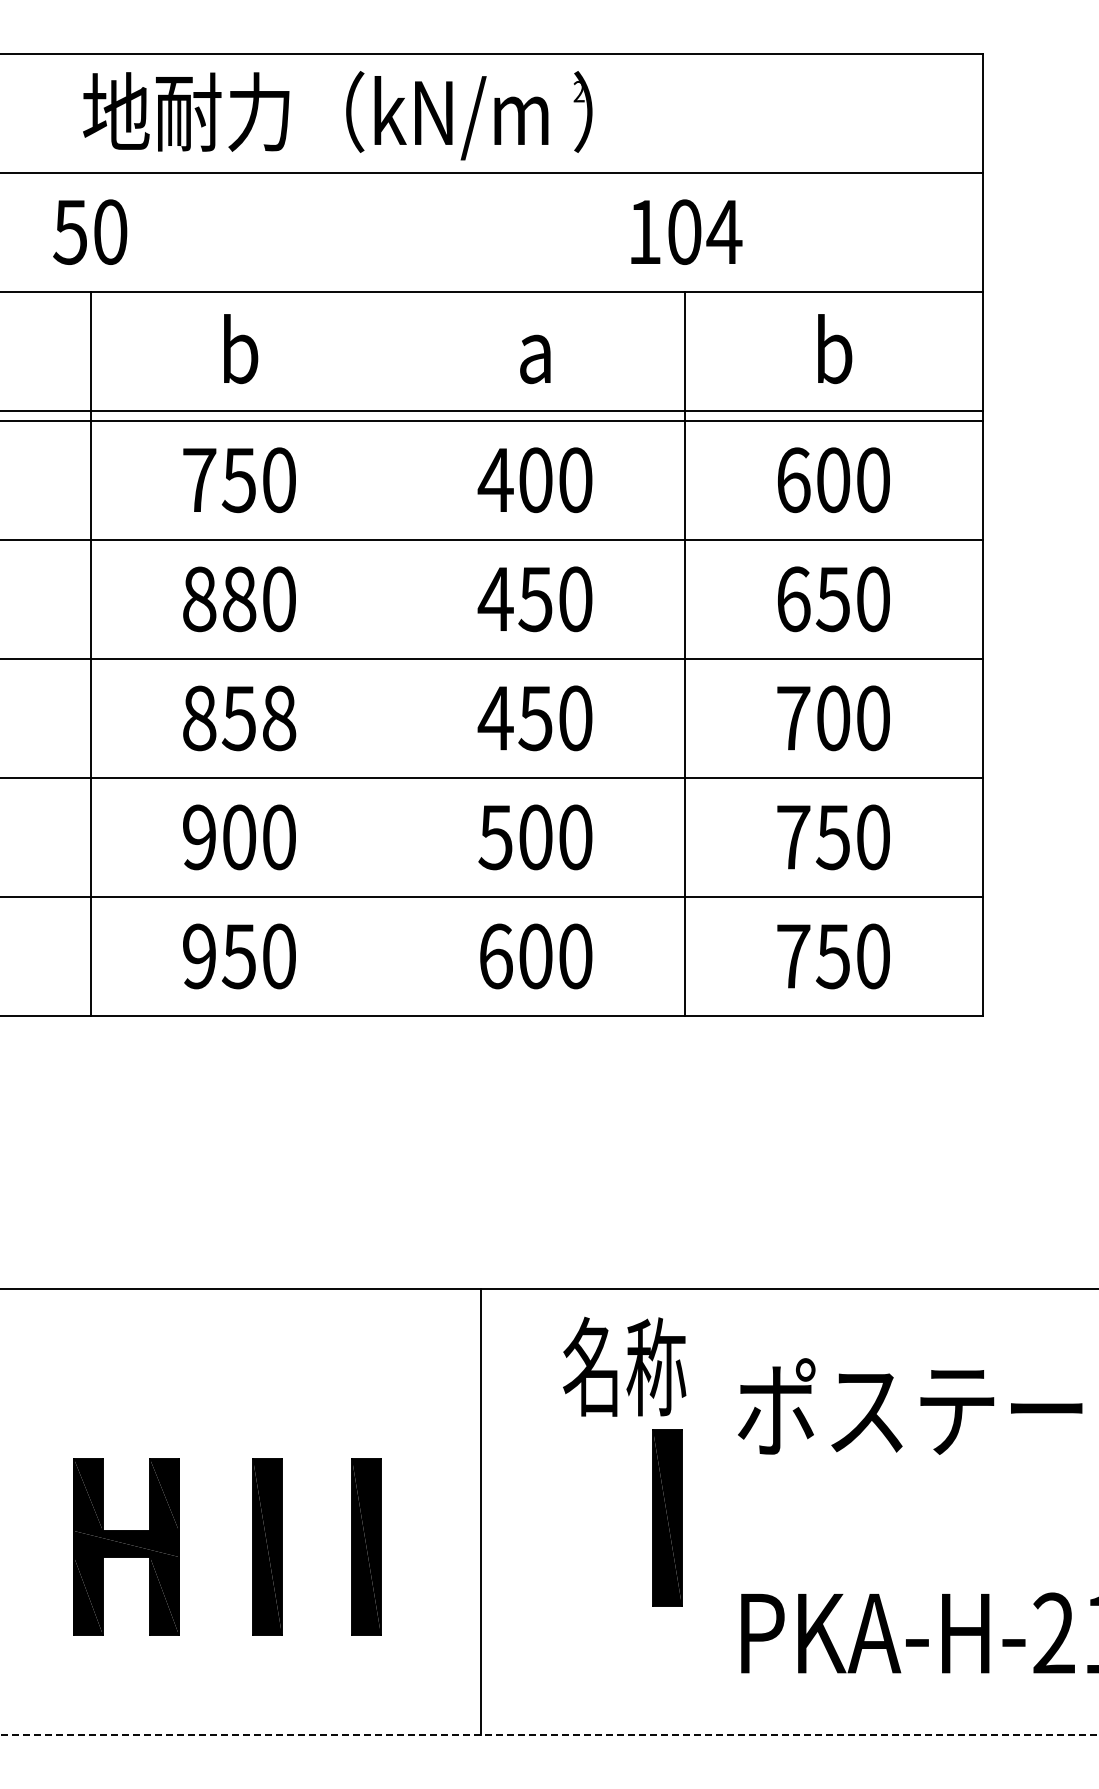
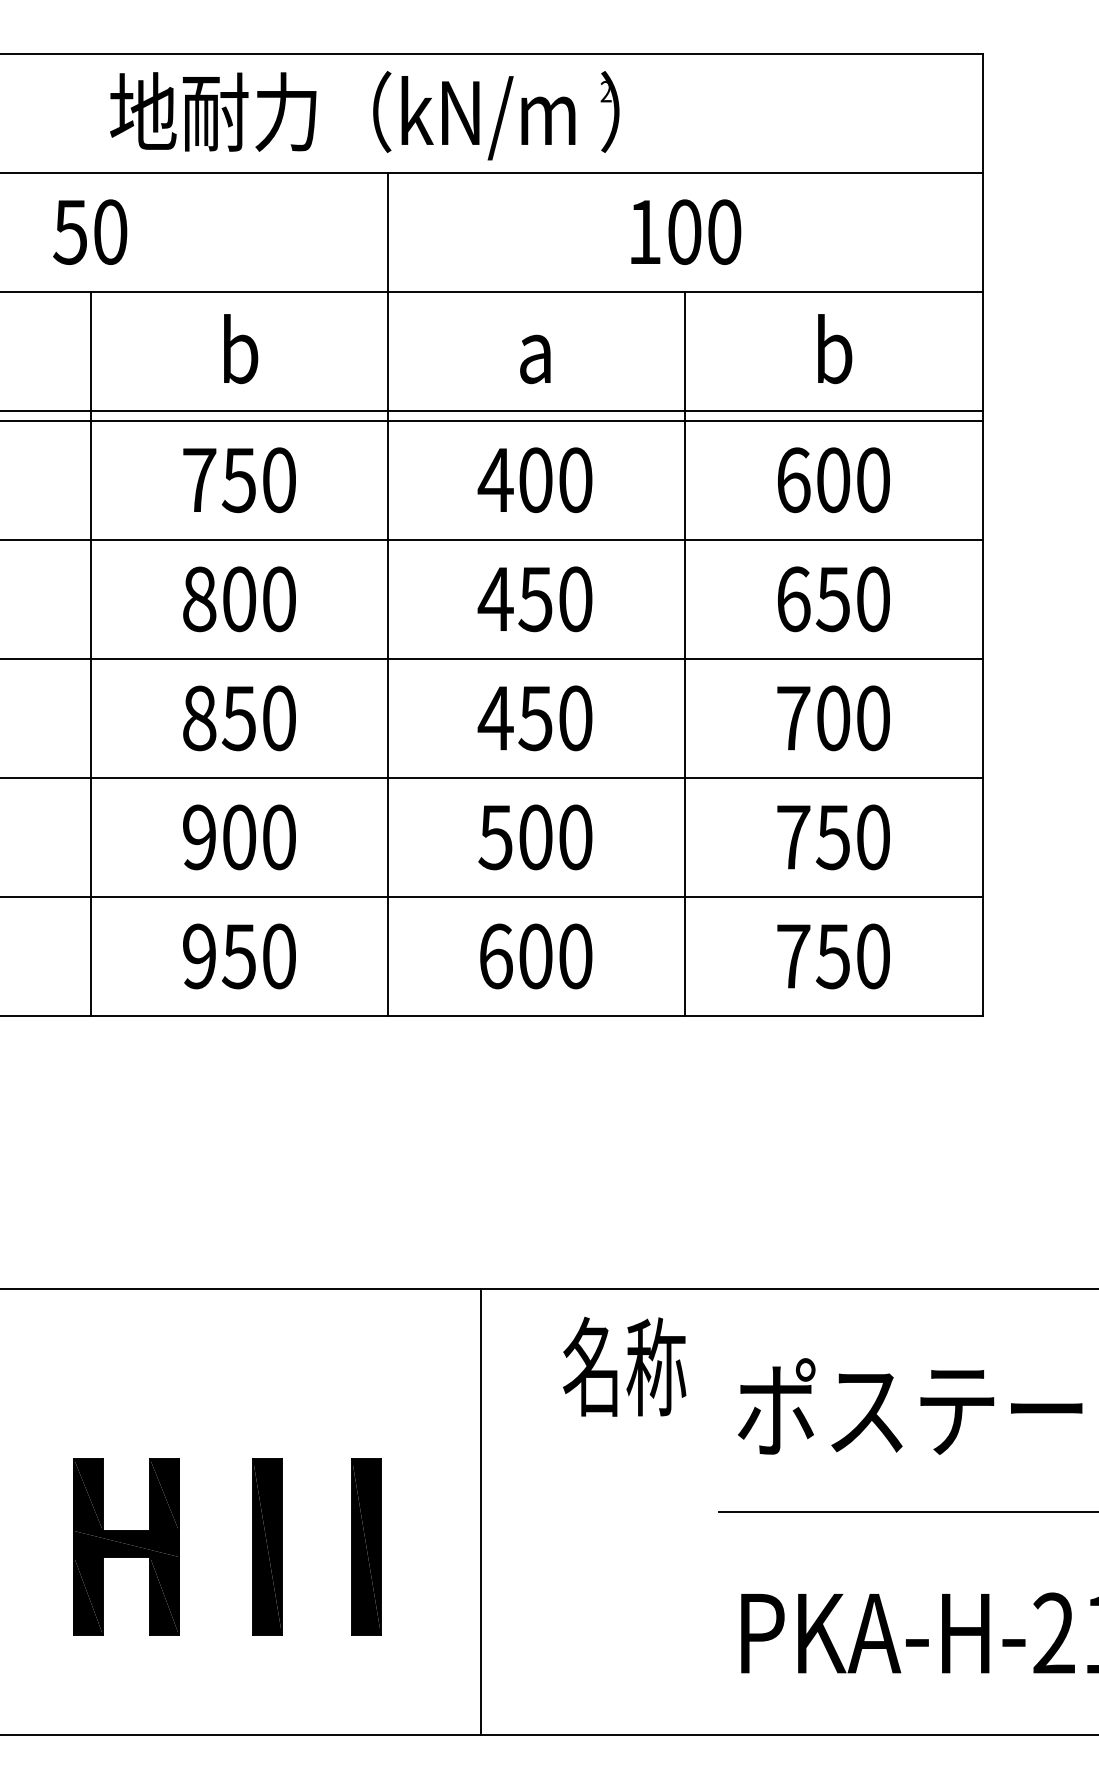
text position: (337, 115) -> (364, 115) (364, 115)
text: 104 -> 100 (724, 231)
line: none -> present (388, 594)
text: 880 -> 800 (239, 598)
text: 858 -> 850 (279, 717)
line: none -> present (907, 1512)
part: present -> none (667, 1517)
line: dashed -> solid (549, 1735)
